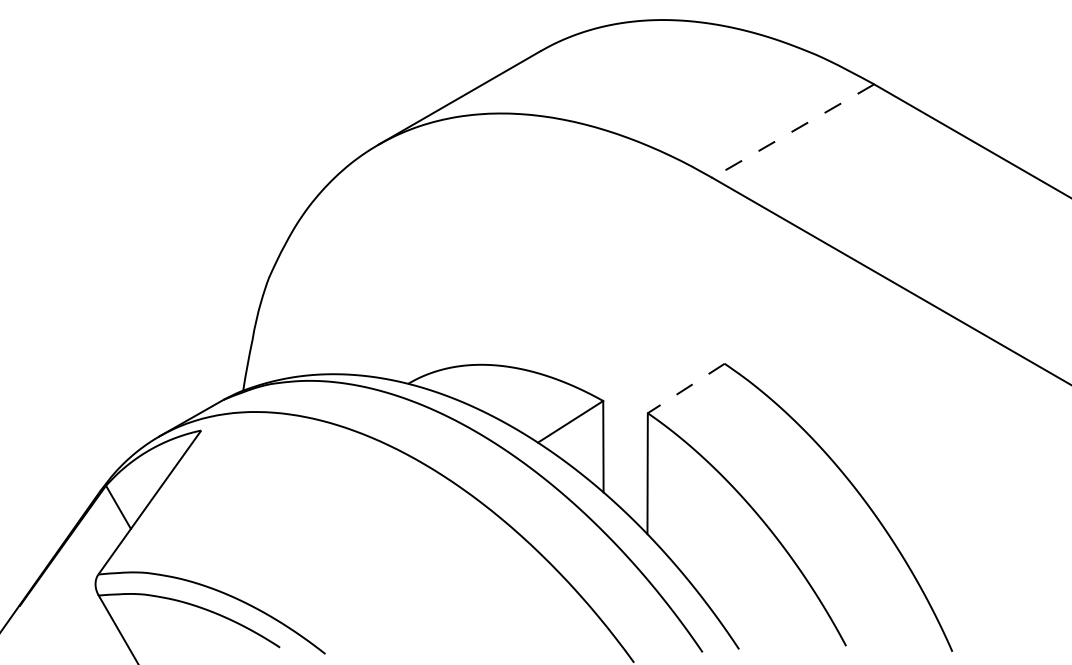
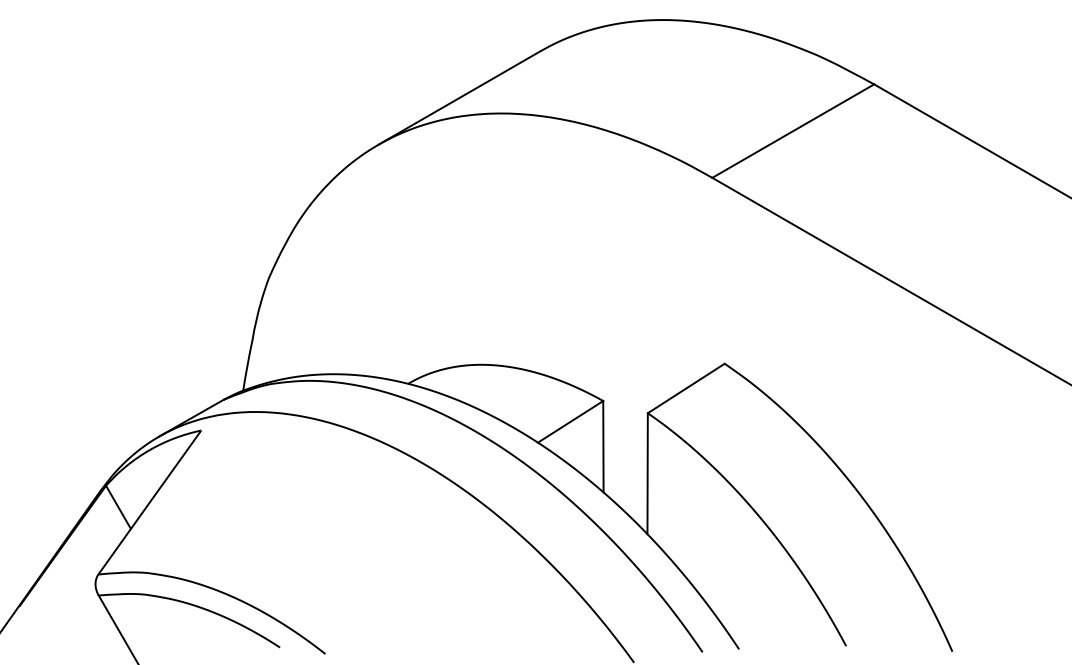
line: dashed -> solid (792, 131)
line: dashed -> solid (686, 388)
